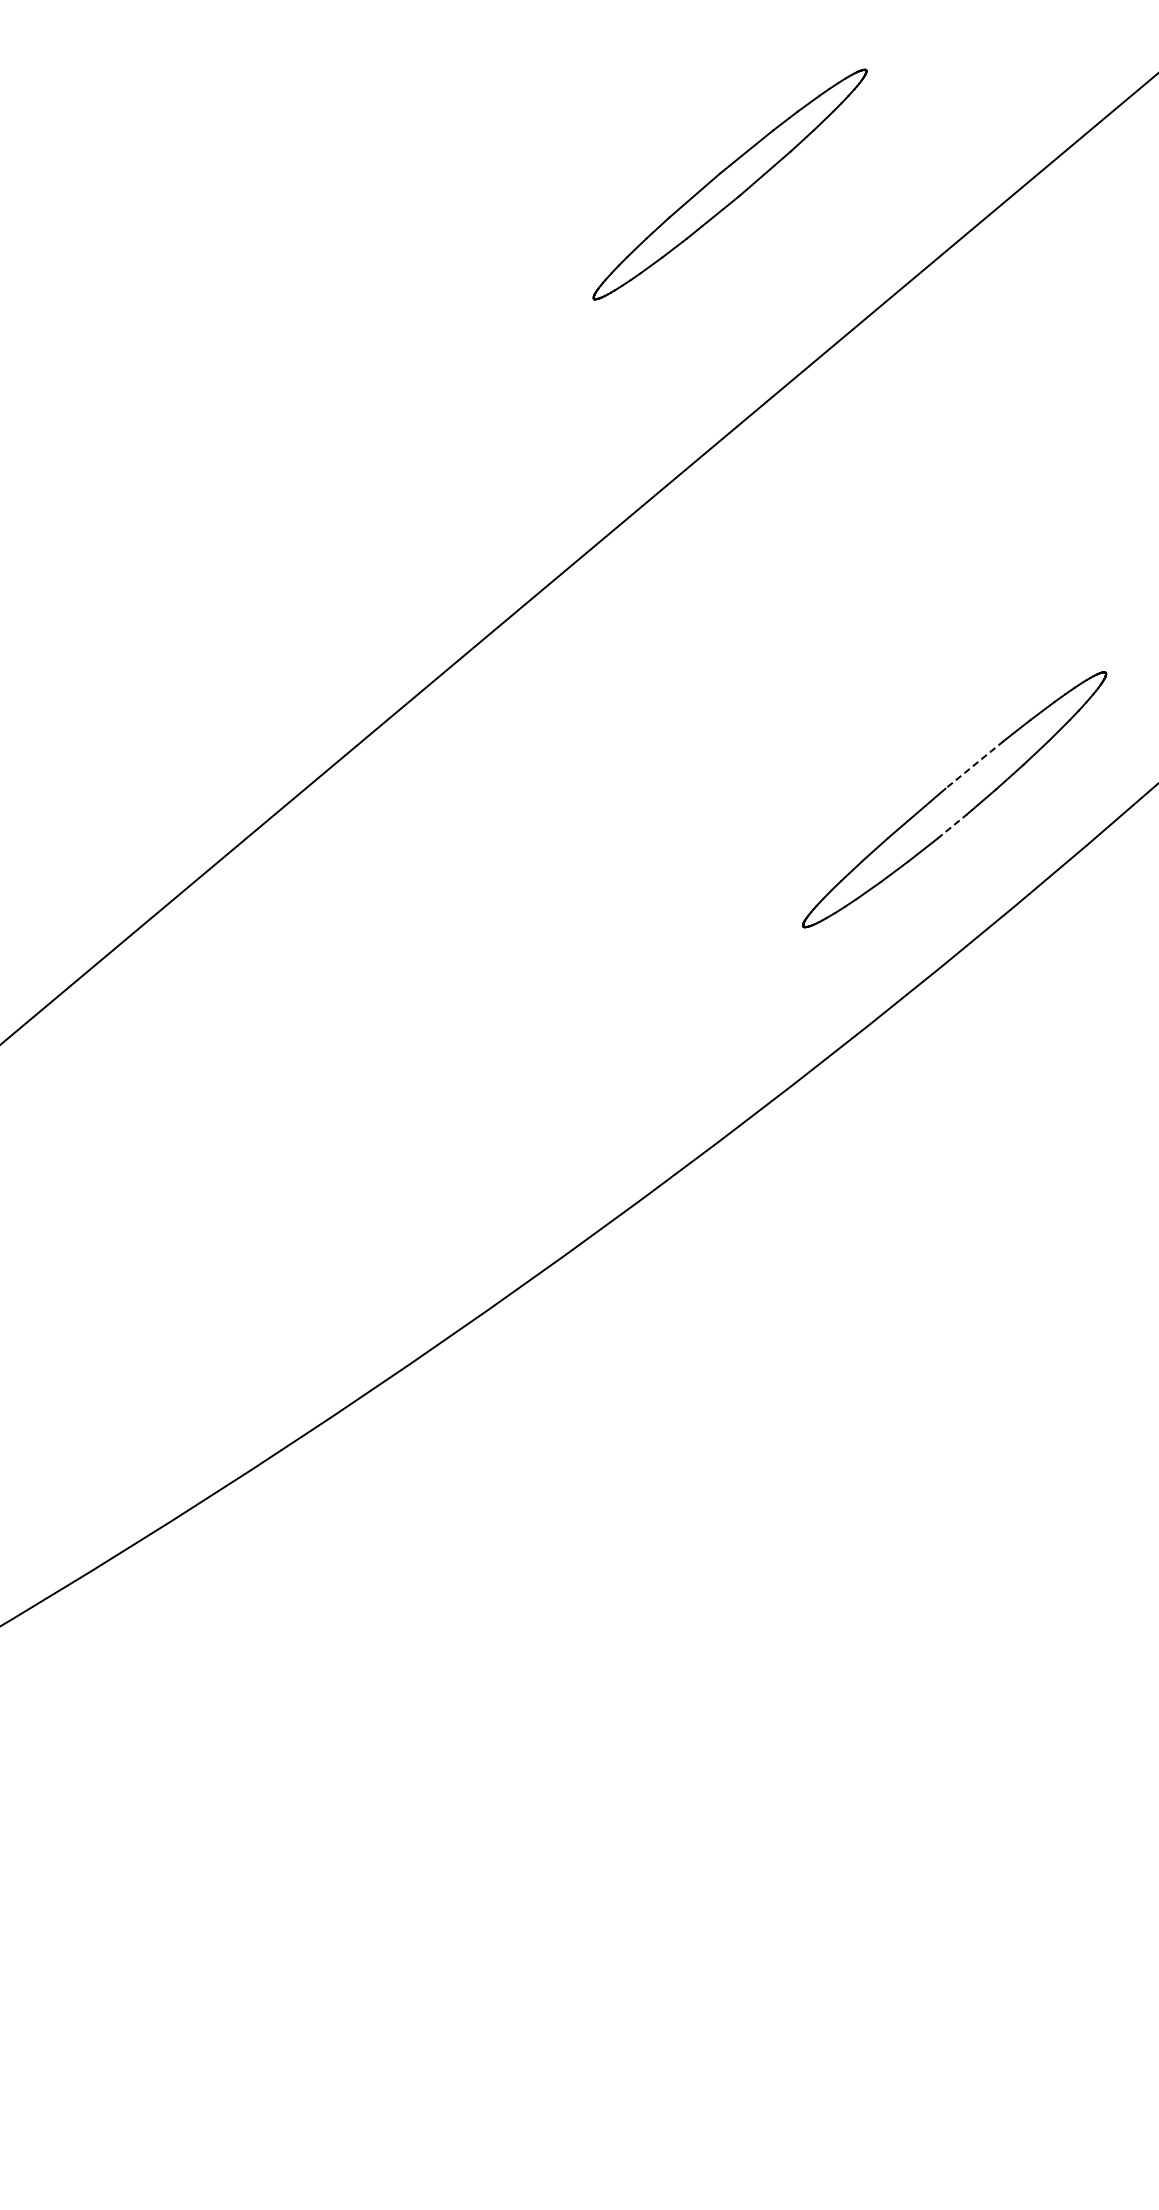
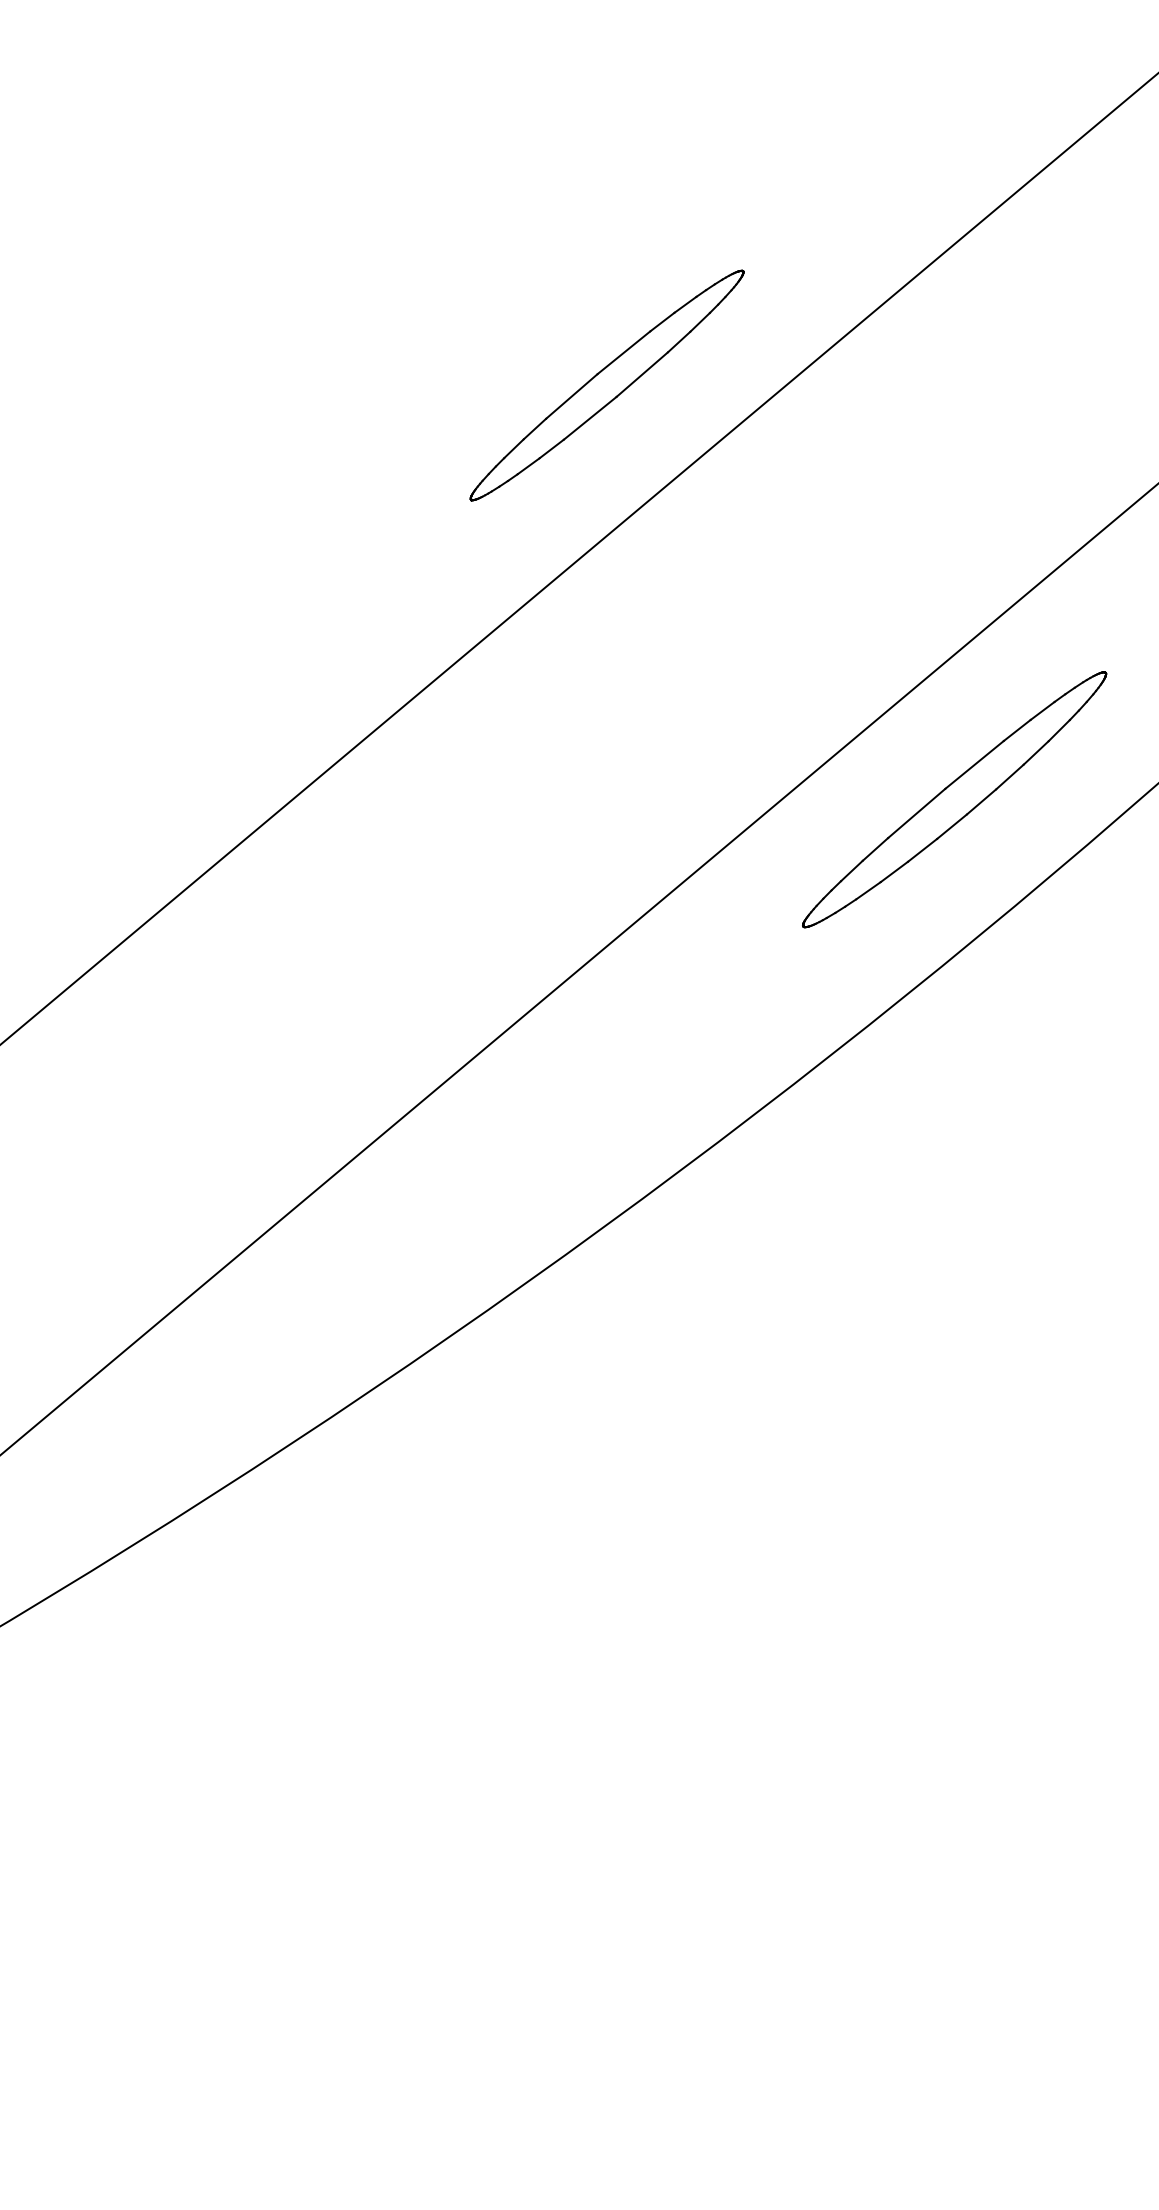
part position: (729, 184) -> (606, 385) (606, 385)
line: dashed -> solid (974, 764)
line: dashed -> solid (952, 826)
line: none -> present (578, 969)
